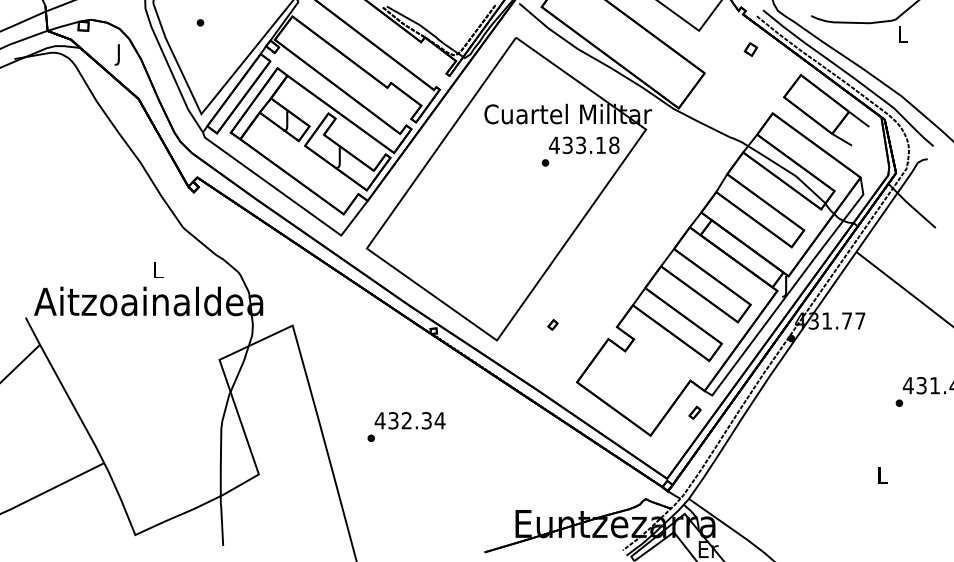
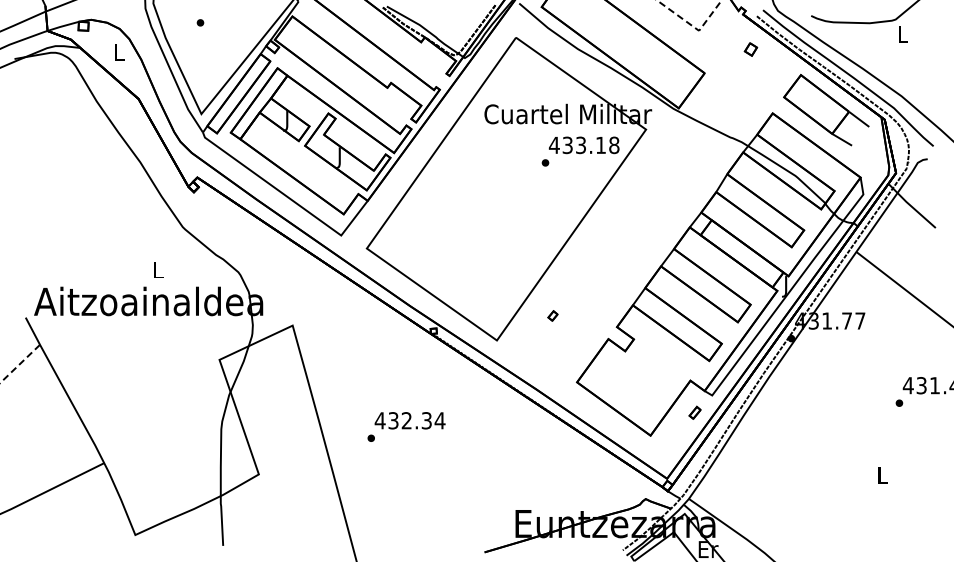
line: solid -> dashed (694, 27)
text: J -> L (119, 54)
part position: (552, 324) -> (552, 315) (552, 315)
line: solid -> dashed (19, 364)
